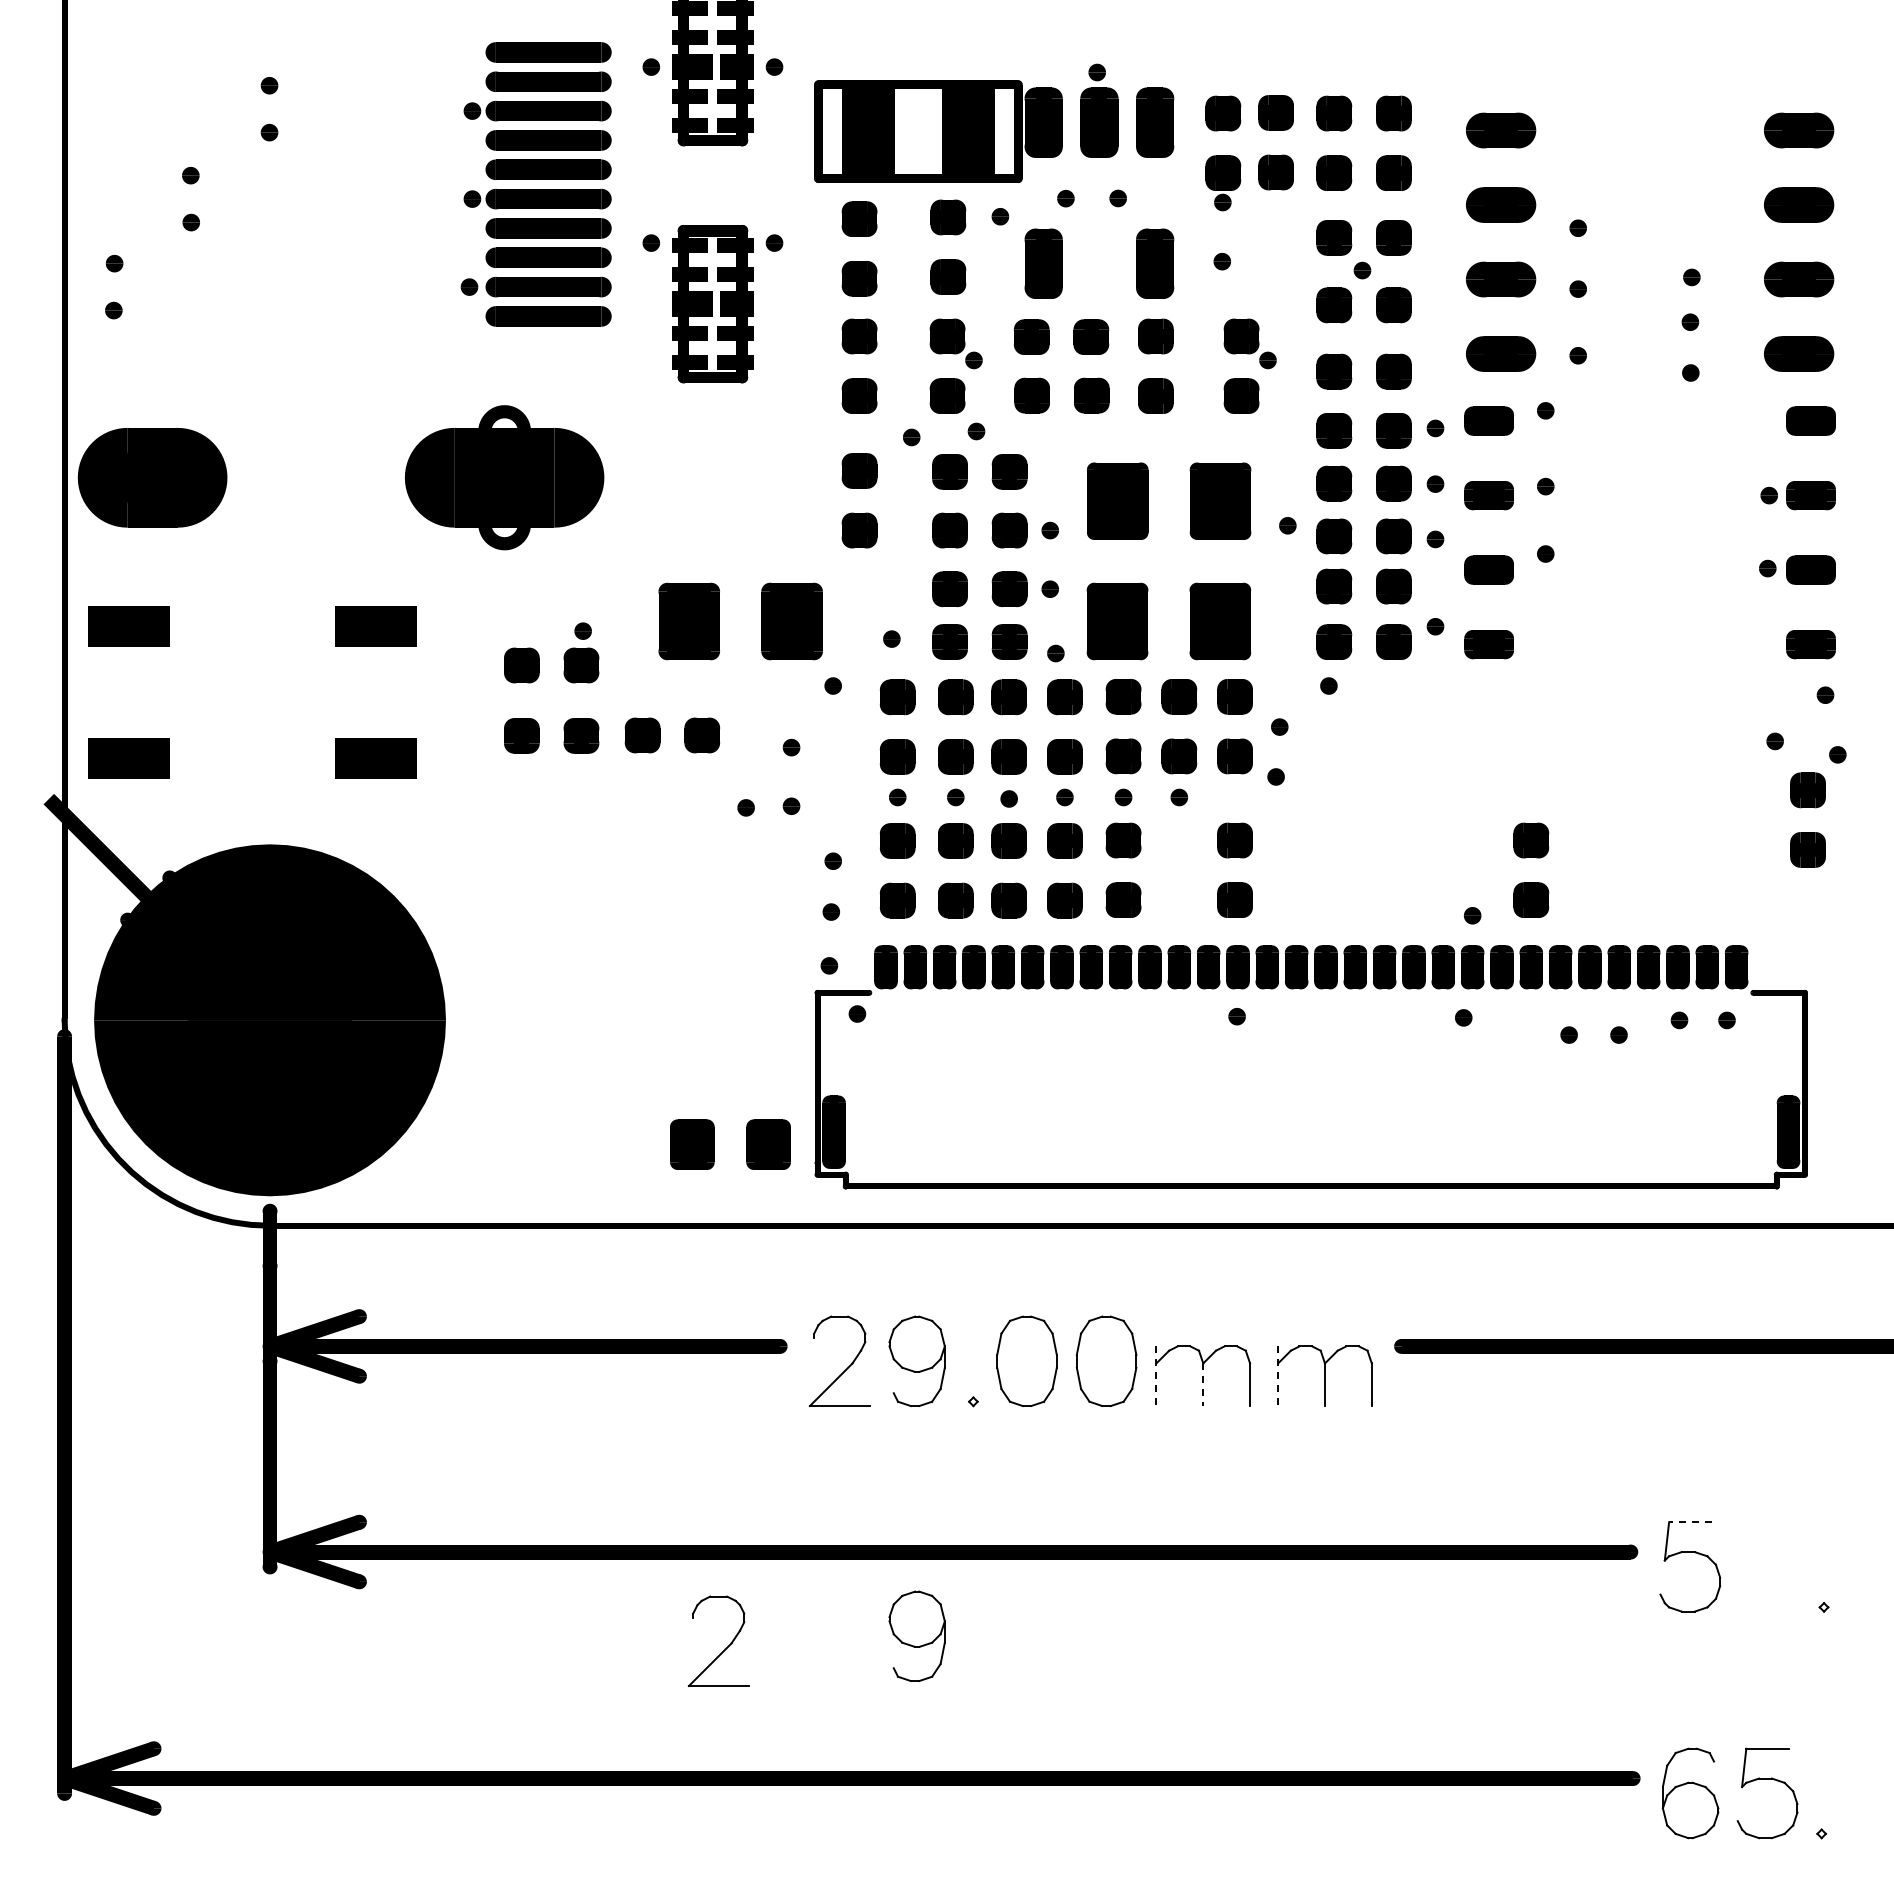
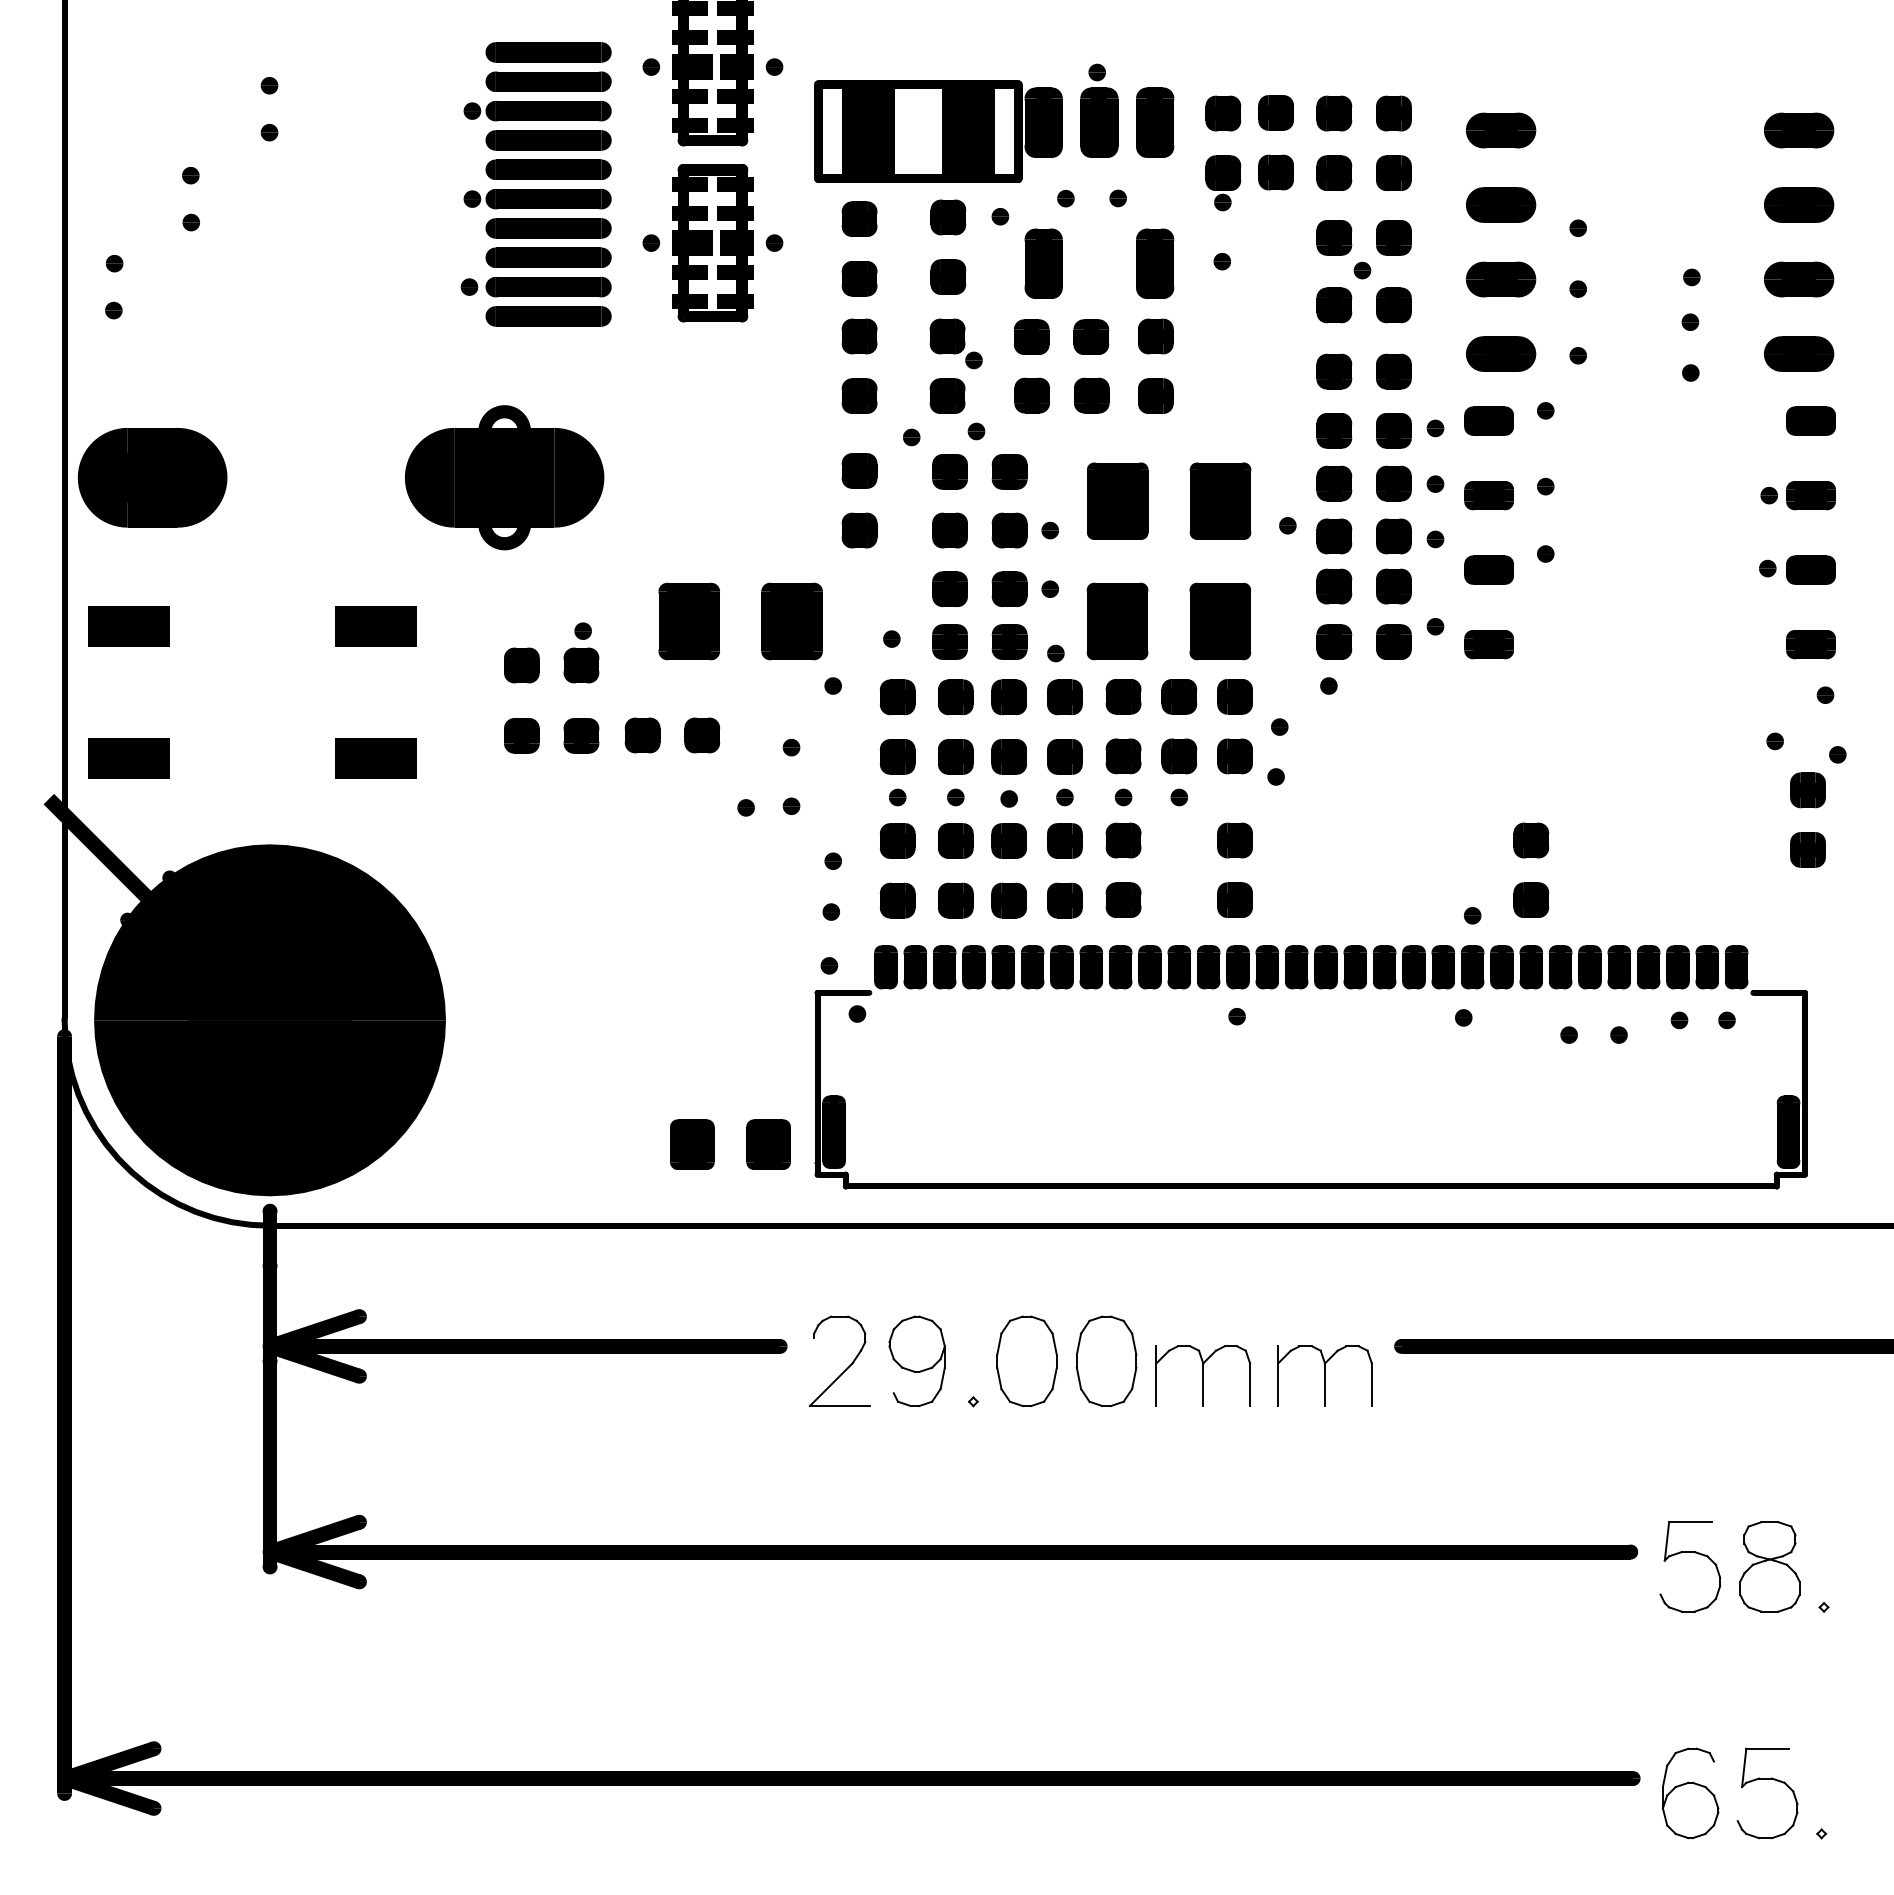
part position: (712, 304) -> (712, 243) (712, 243)
part: present -> none (1259, 363)
line: dashed -> solid (1156, 1376)
line: dashed -> solid (1278, 1376)
line: dashed -> solid (1203, 1385)
line: dashed -> solid (1689, 1522)
part: none -> present (1769, 1566)
part: present -> none (916, 1635)
part: present -> none (726, 1647)
